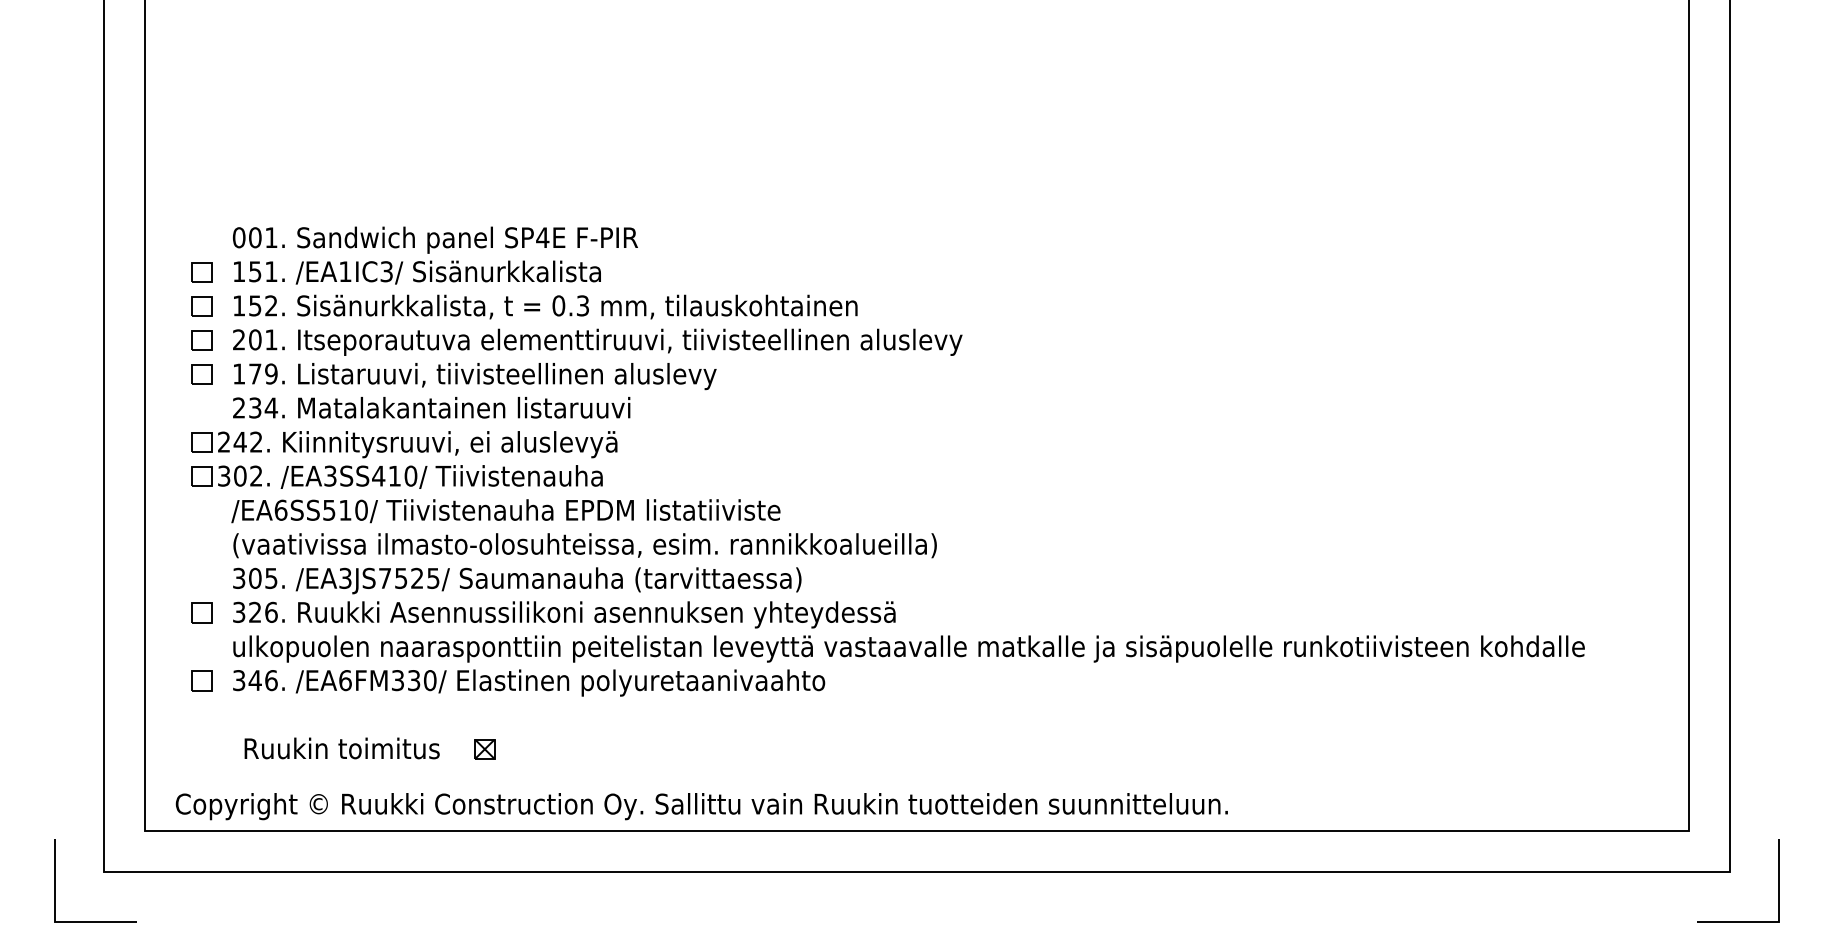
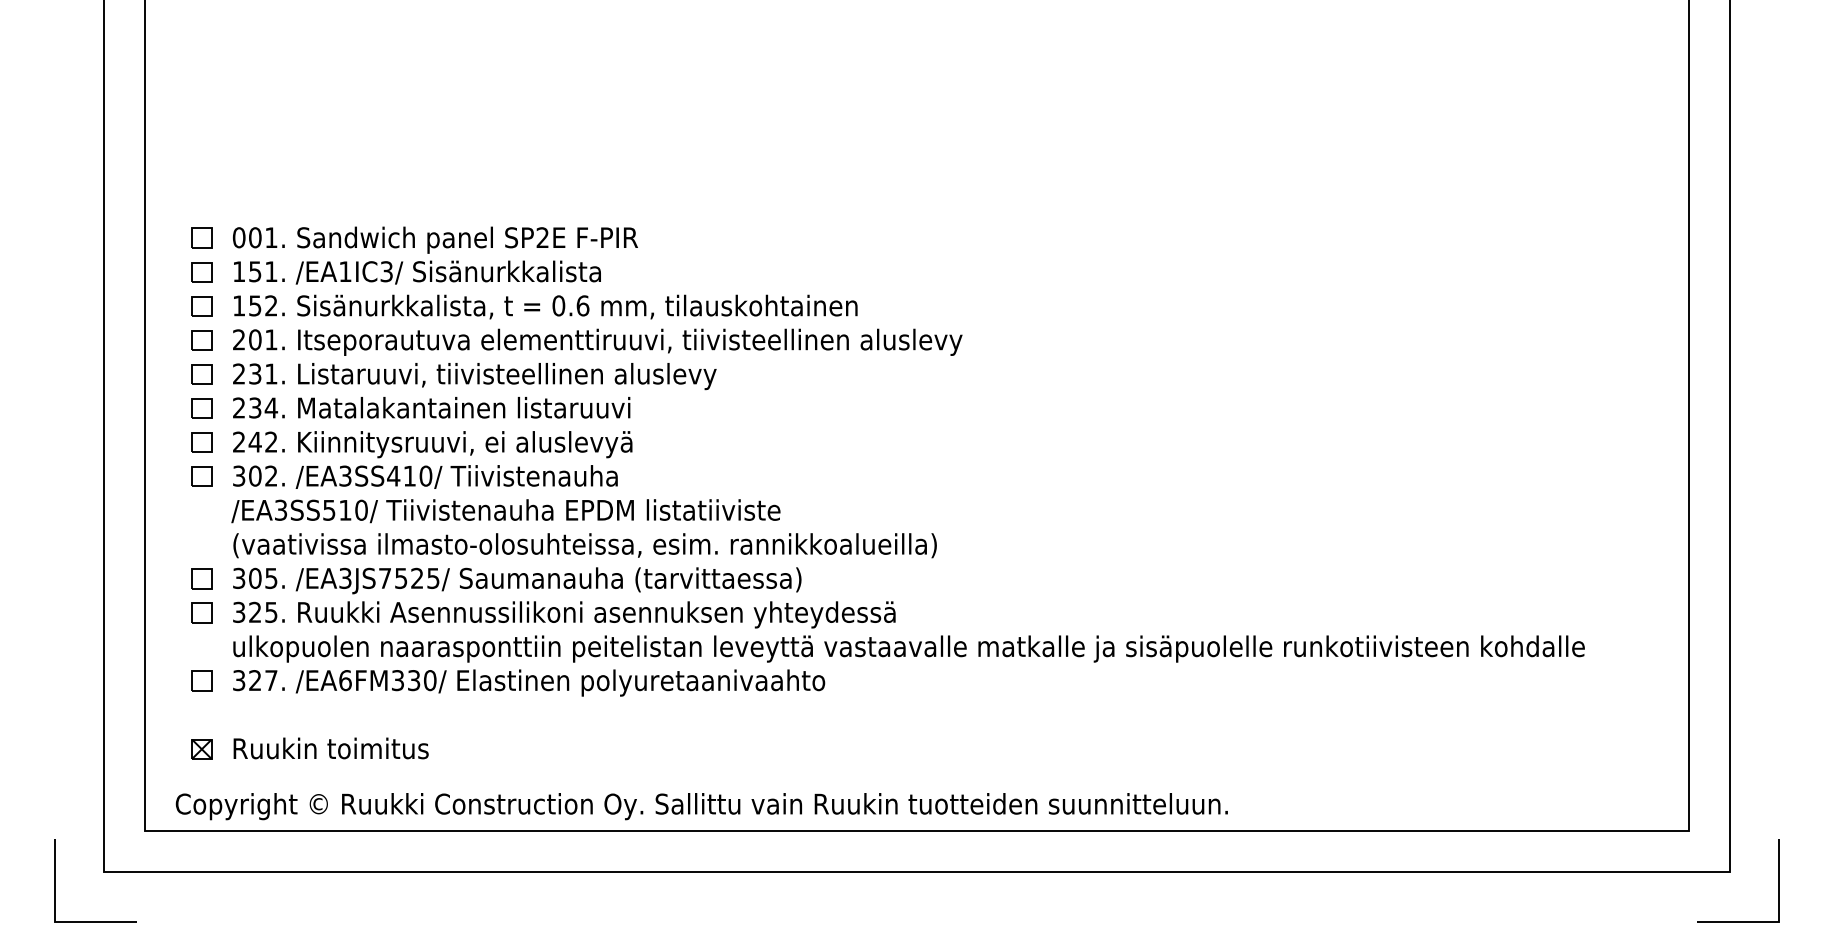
part: none -> present (201, 237)
text: SP4E -> SP2E (542, 237)
text: 0.3 -> 0.6 (582, 305)
text: 179. -> 231. (255, 373)
part: none -> present (201, 408)
text position: (417, 459) -> (432, 459) (432, 459)
text: /EA6SS510/ -> /EA3SS510/ (280, 509)
part: none -> present (201, 578)
text: 326. -> 325. (271, 611)
text: 346. -> 327. (262, 680)
text position: (341, 748) -> (330, 748) (330, 748)
part position: (484, 749) -> (201, 749) (201, 749)
